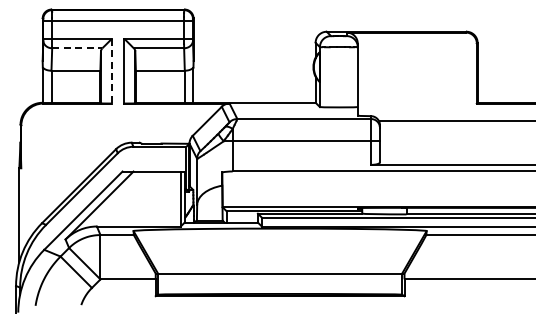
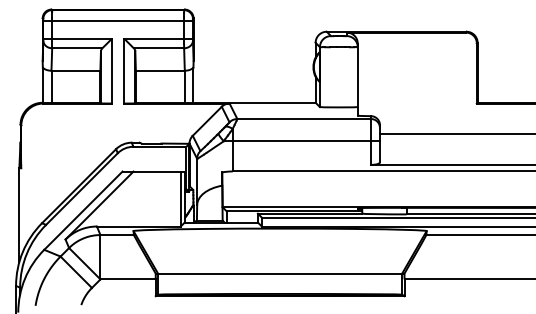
line: dashed -> solid (77, 48)
line: dashed -> solid (112, 71)
line position: (455, 120) -> (455, 133) (455, 133)
